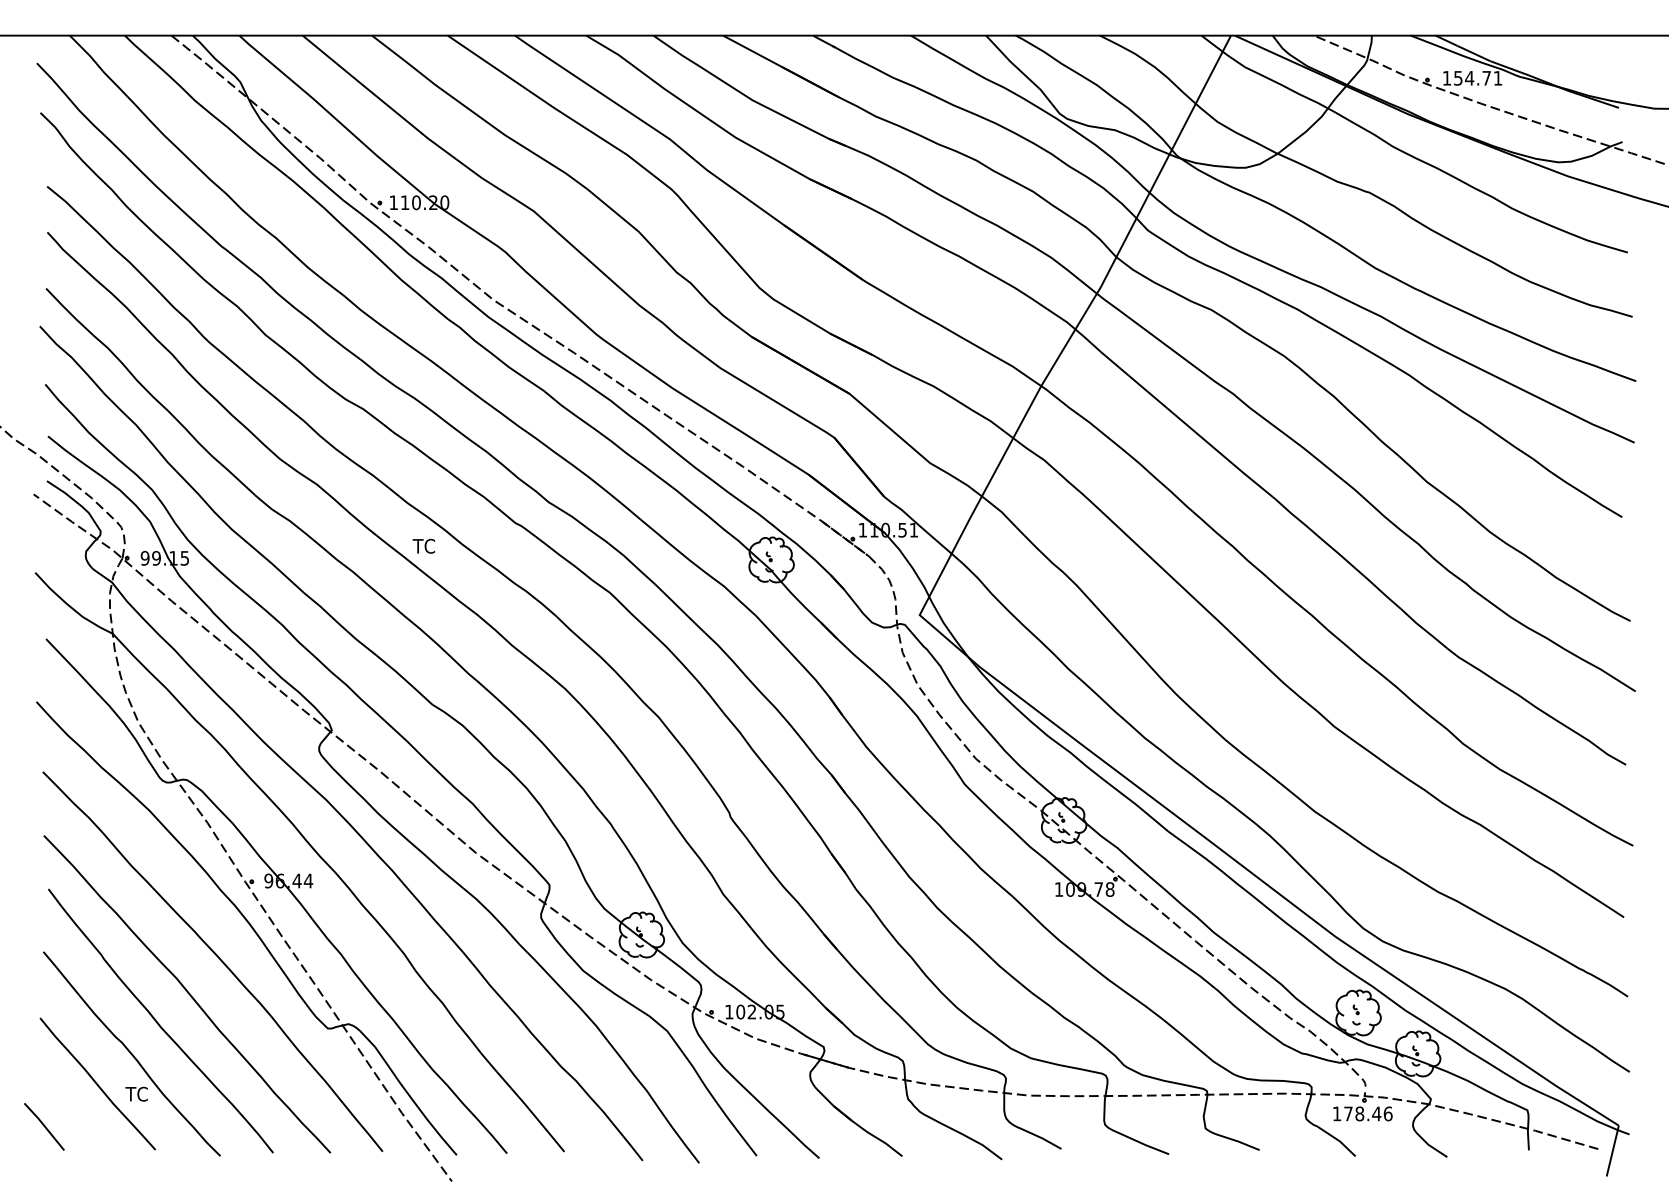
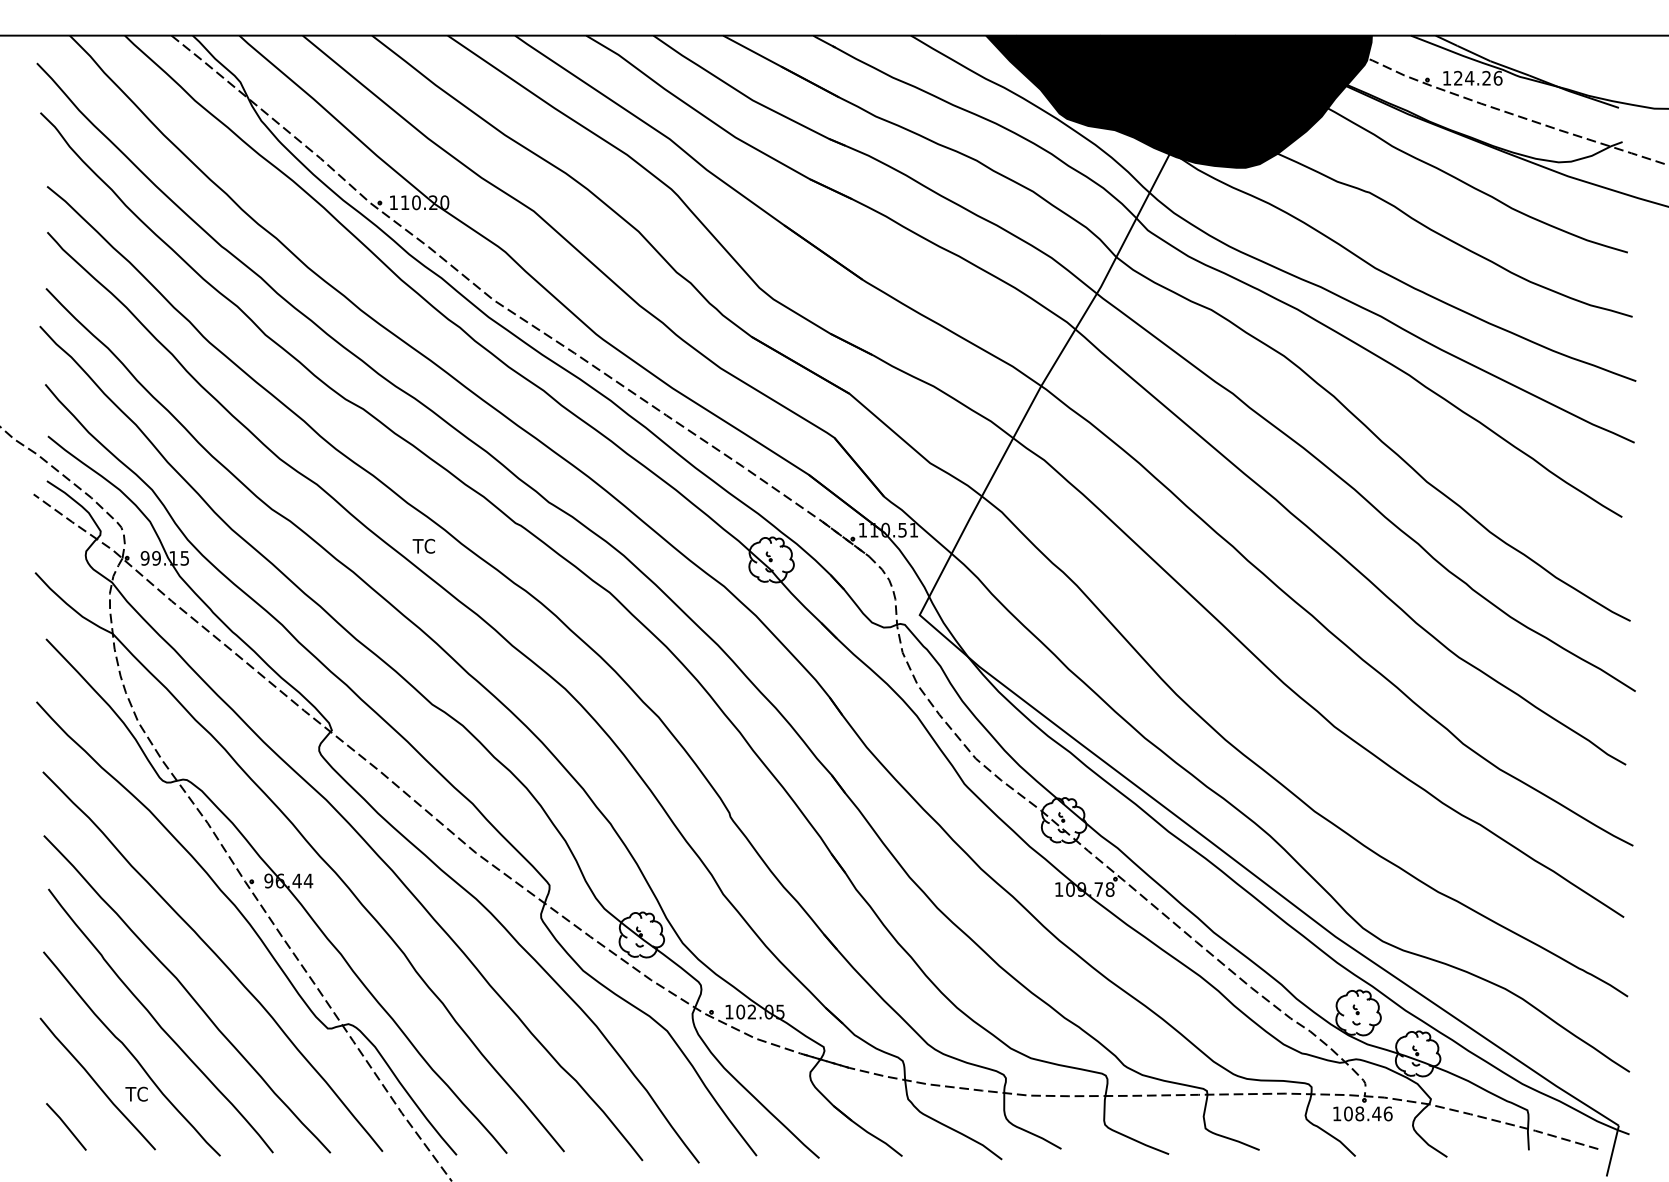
text: 154.71 -> 124.26 (1478, 77)
fill: none -> present (1178, 101)
text: 178.46 -> 108.46 (1348, 1113)
line position: (44, 1126) -> (66, 1126) (66, 1126)
